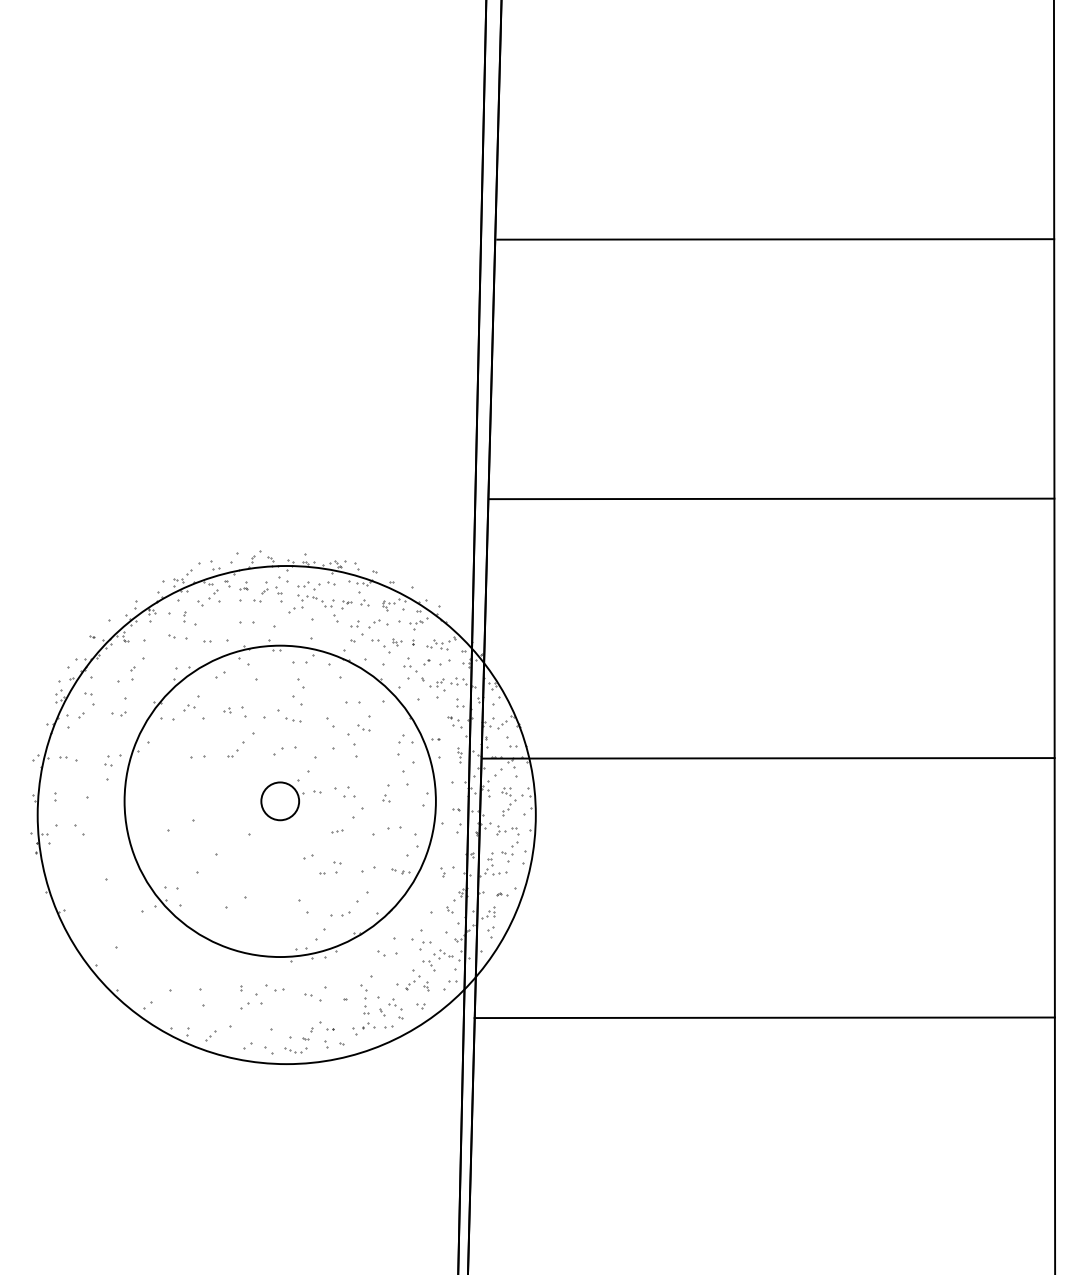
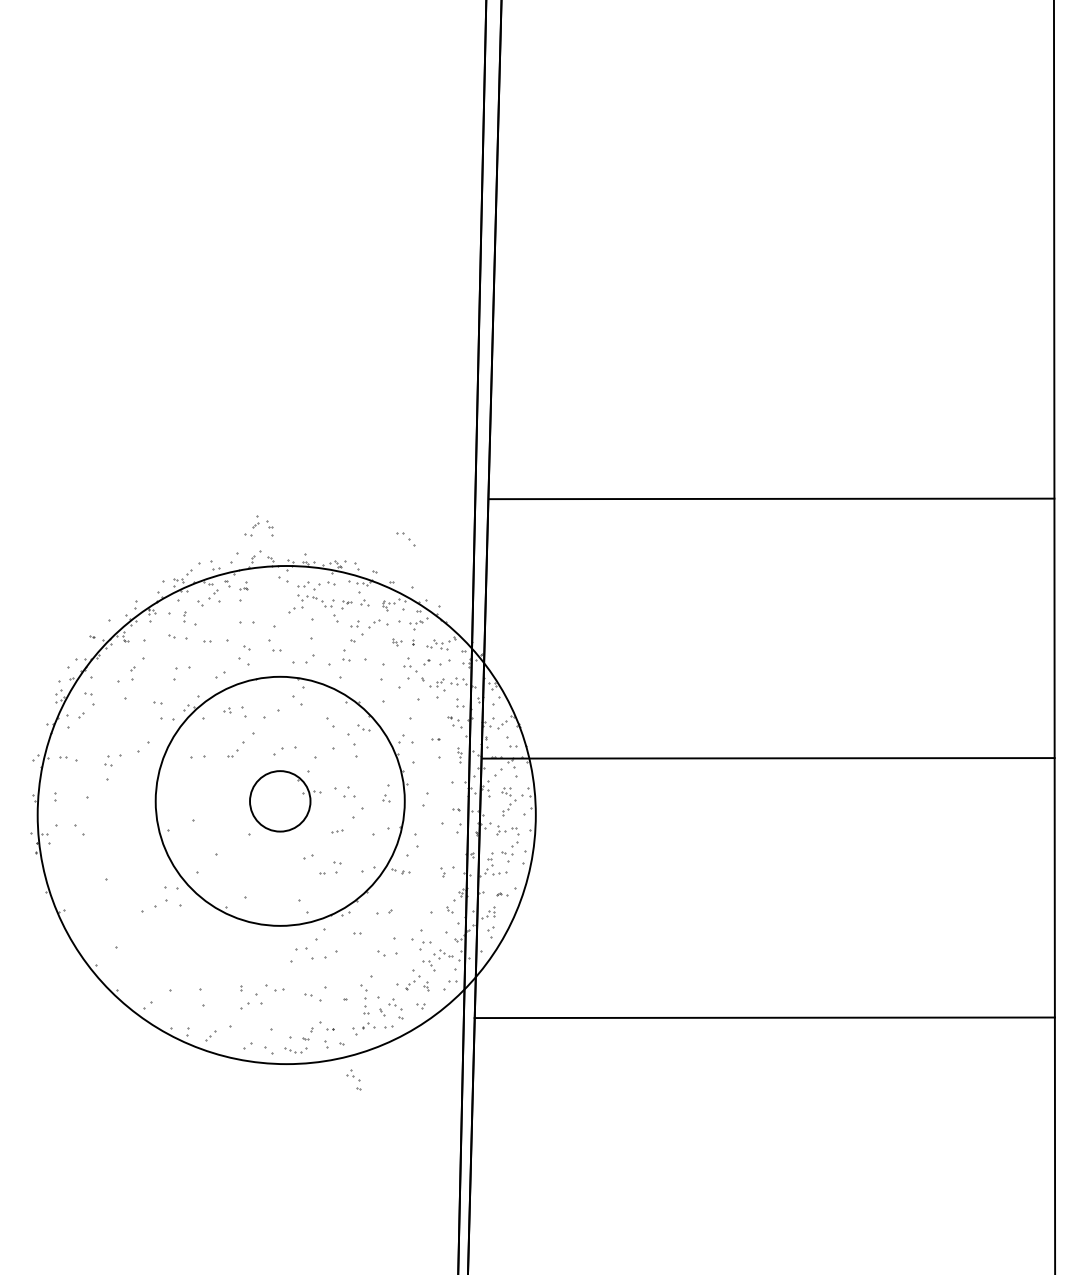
line: present -> none (775, 239)
part position: (267, 591) -> (258, 525) (258, 525)
part position: (380, 646) -> (405, 539) (405, 539)
part: present -> none (118, 713)
part: present -> none (293, 719)
circle diameter: 311 px -> 249 px (279, 800)
circle diameter: 38 px -> 60 px (280, 801)
part: none -> present (353, 1079)
